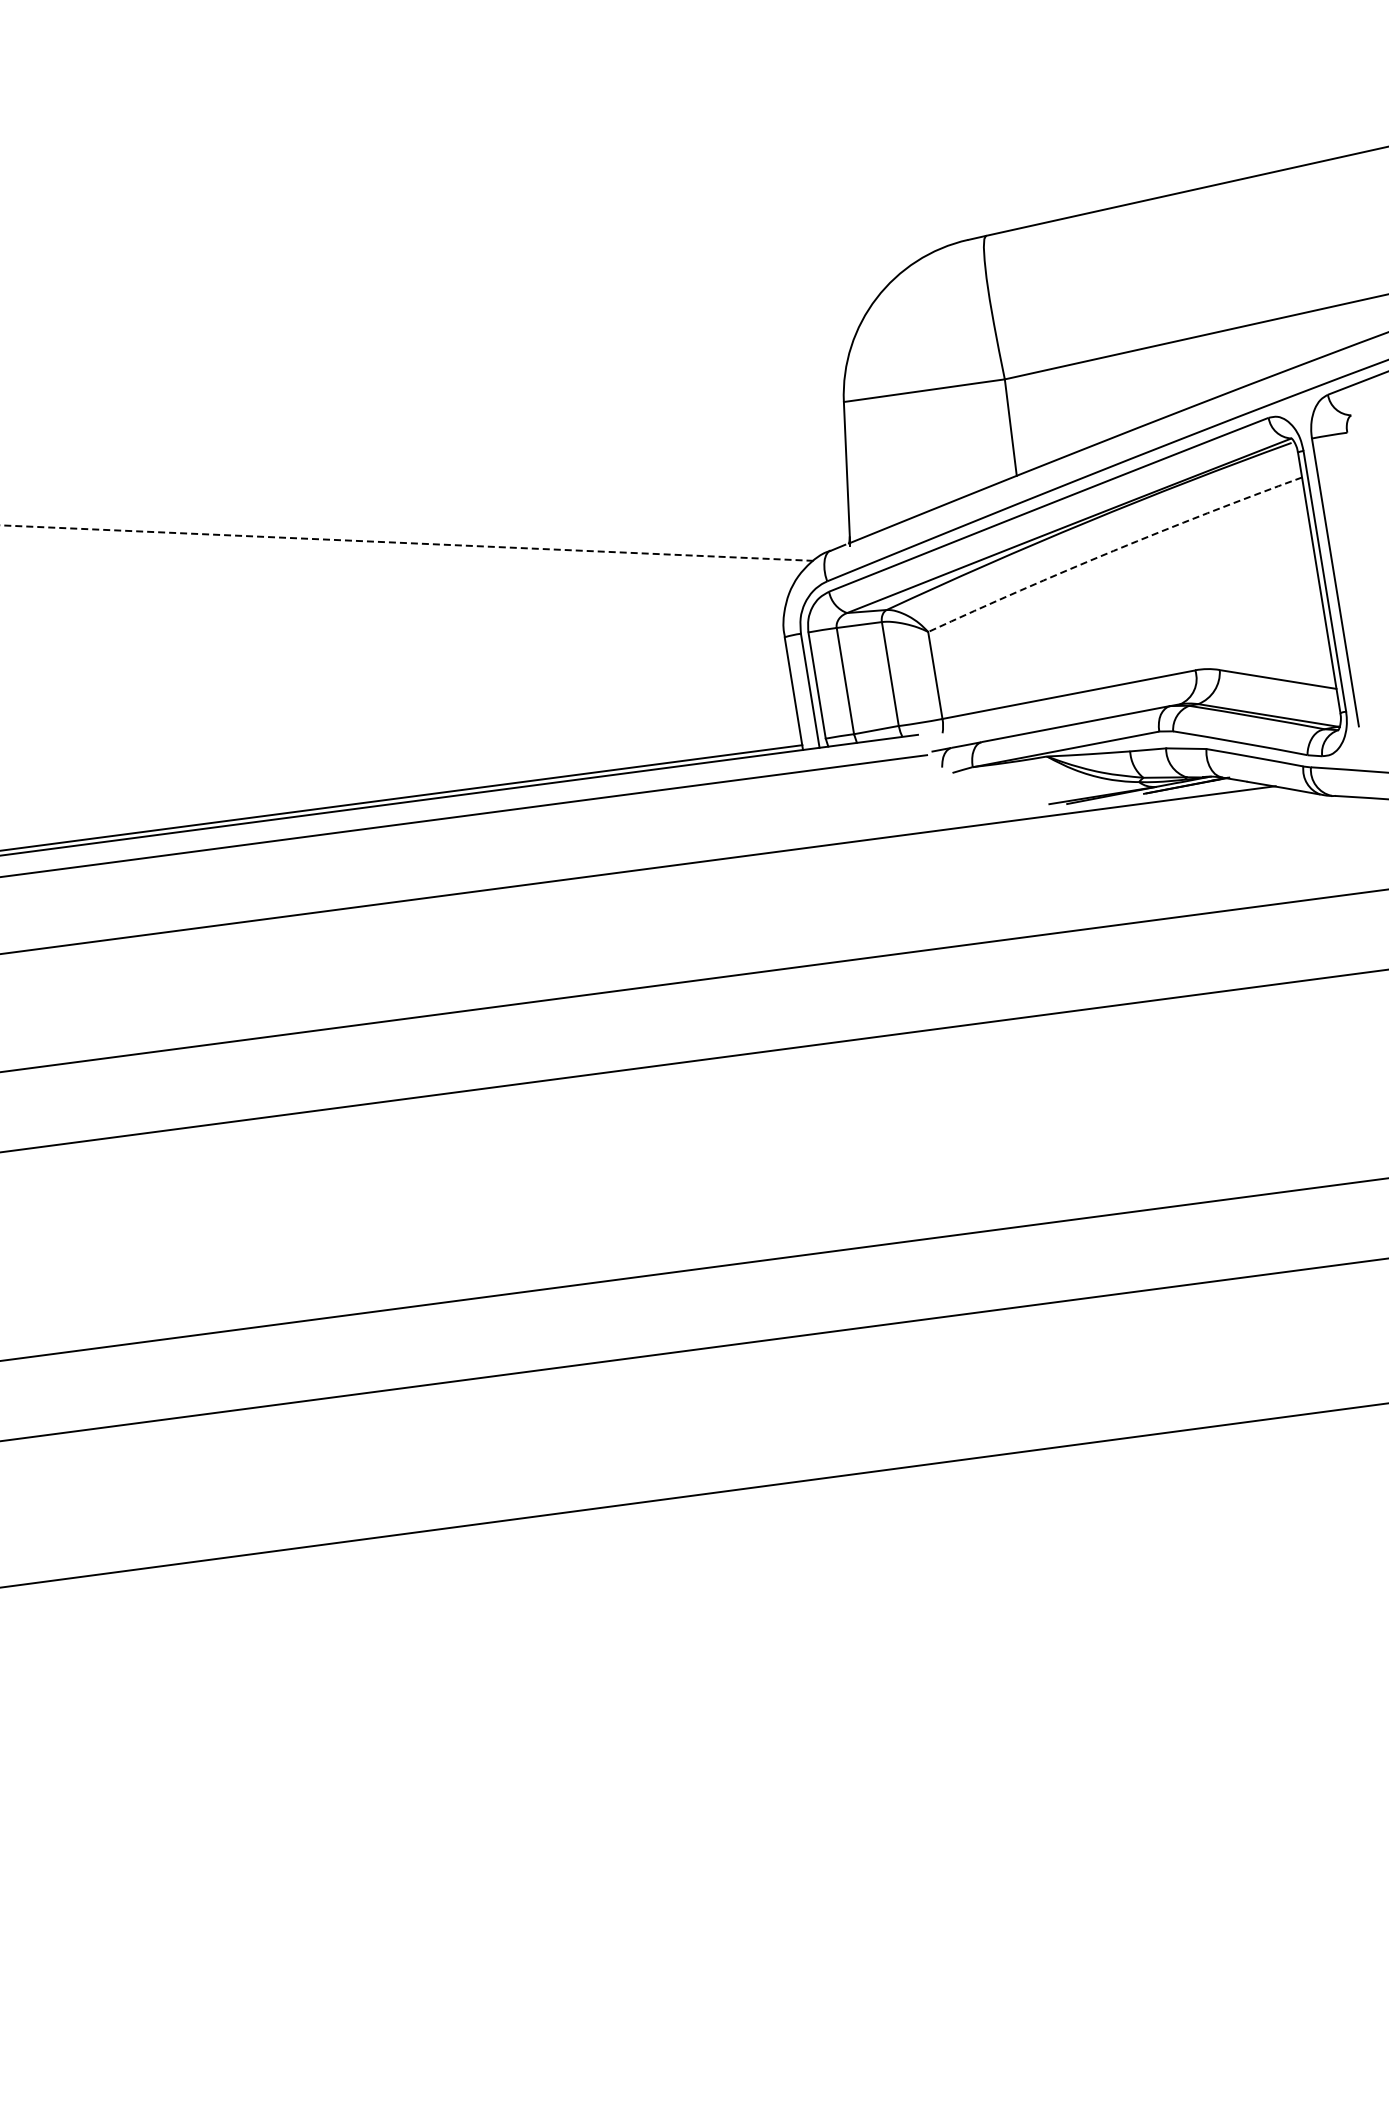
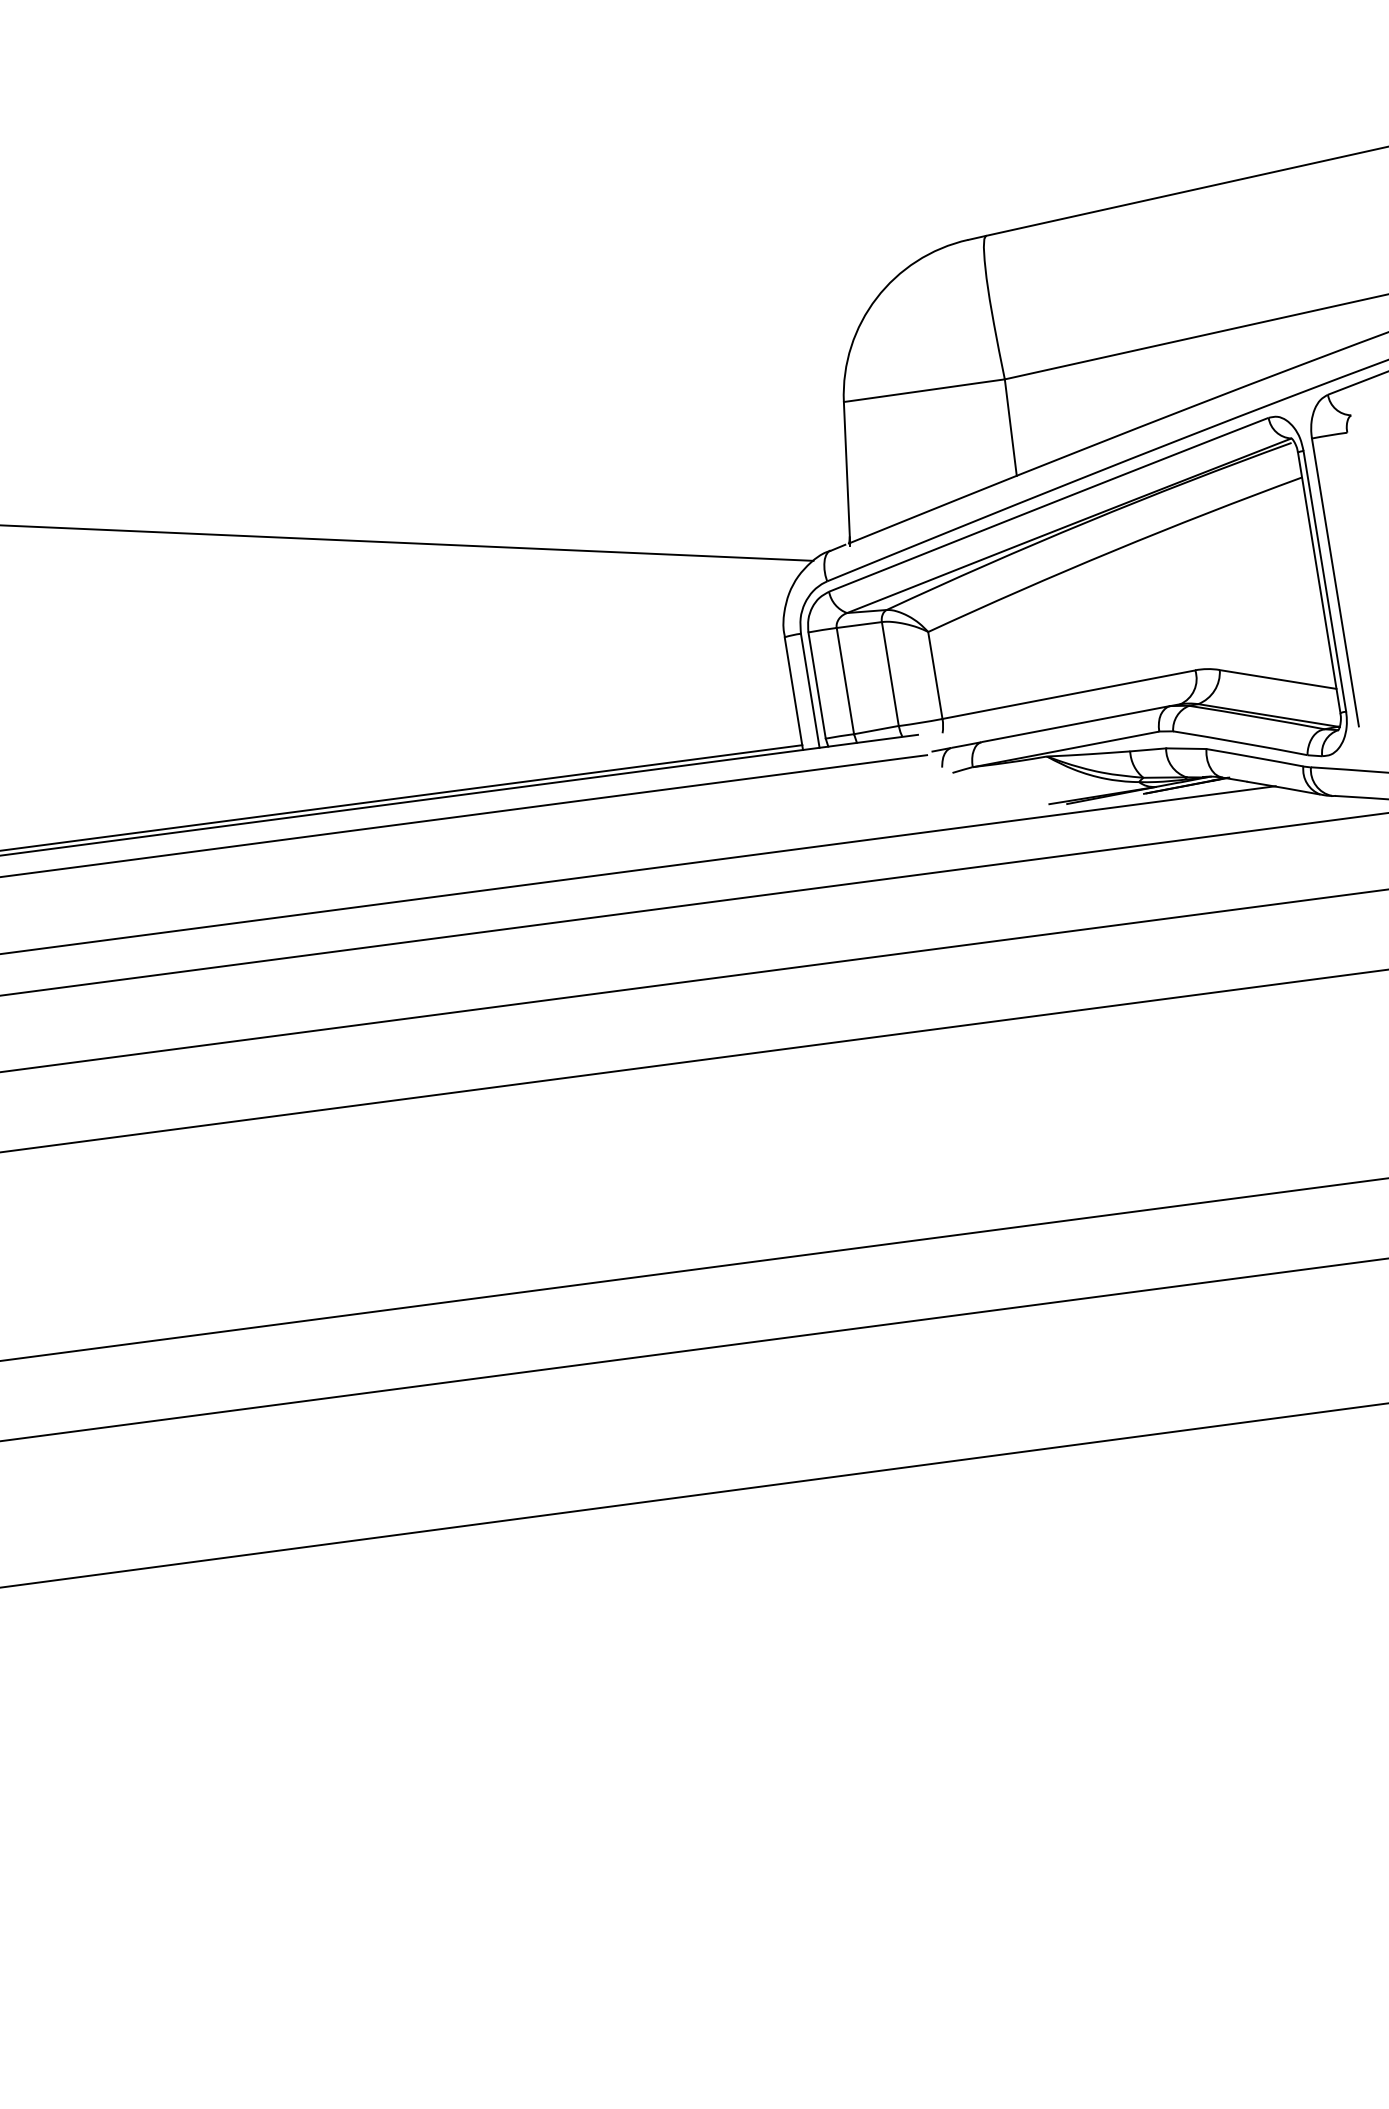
line: dashed -> solid (407, 543)
arc: dashed -> solid (1113, 550)
line: none -> present (693, 904)
